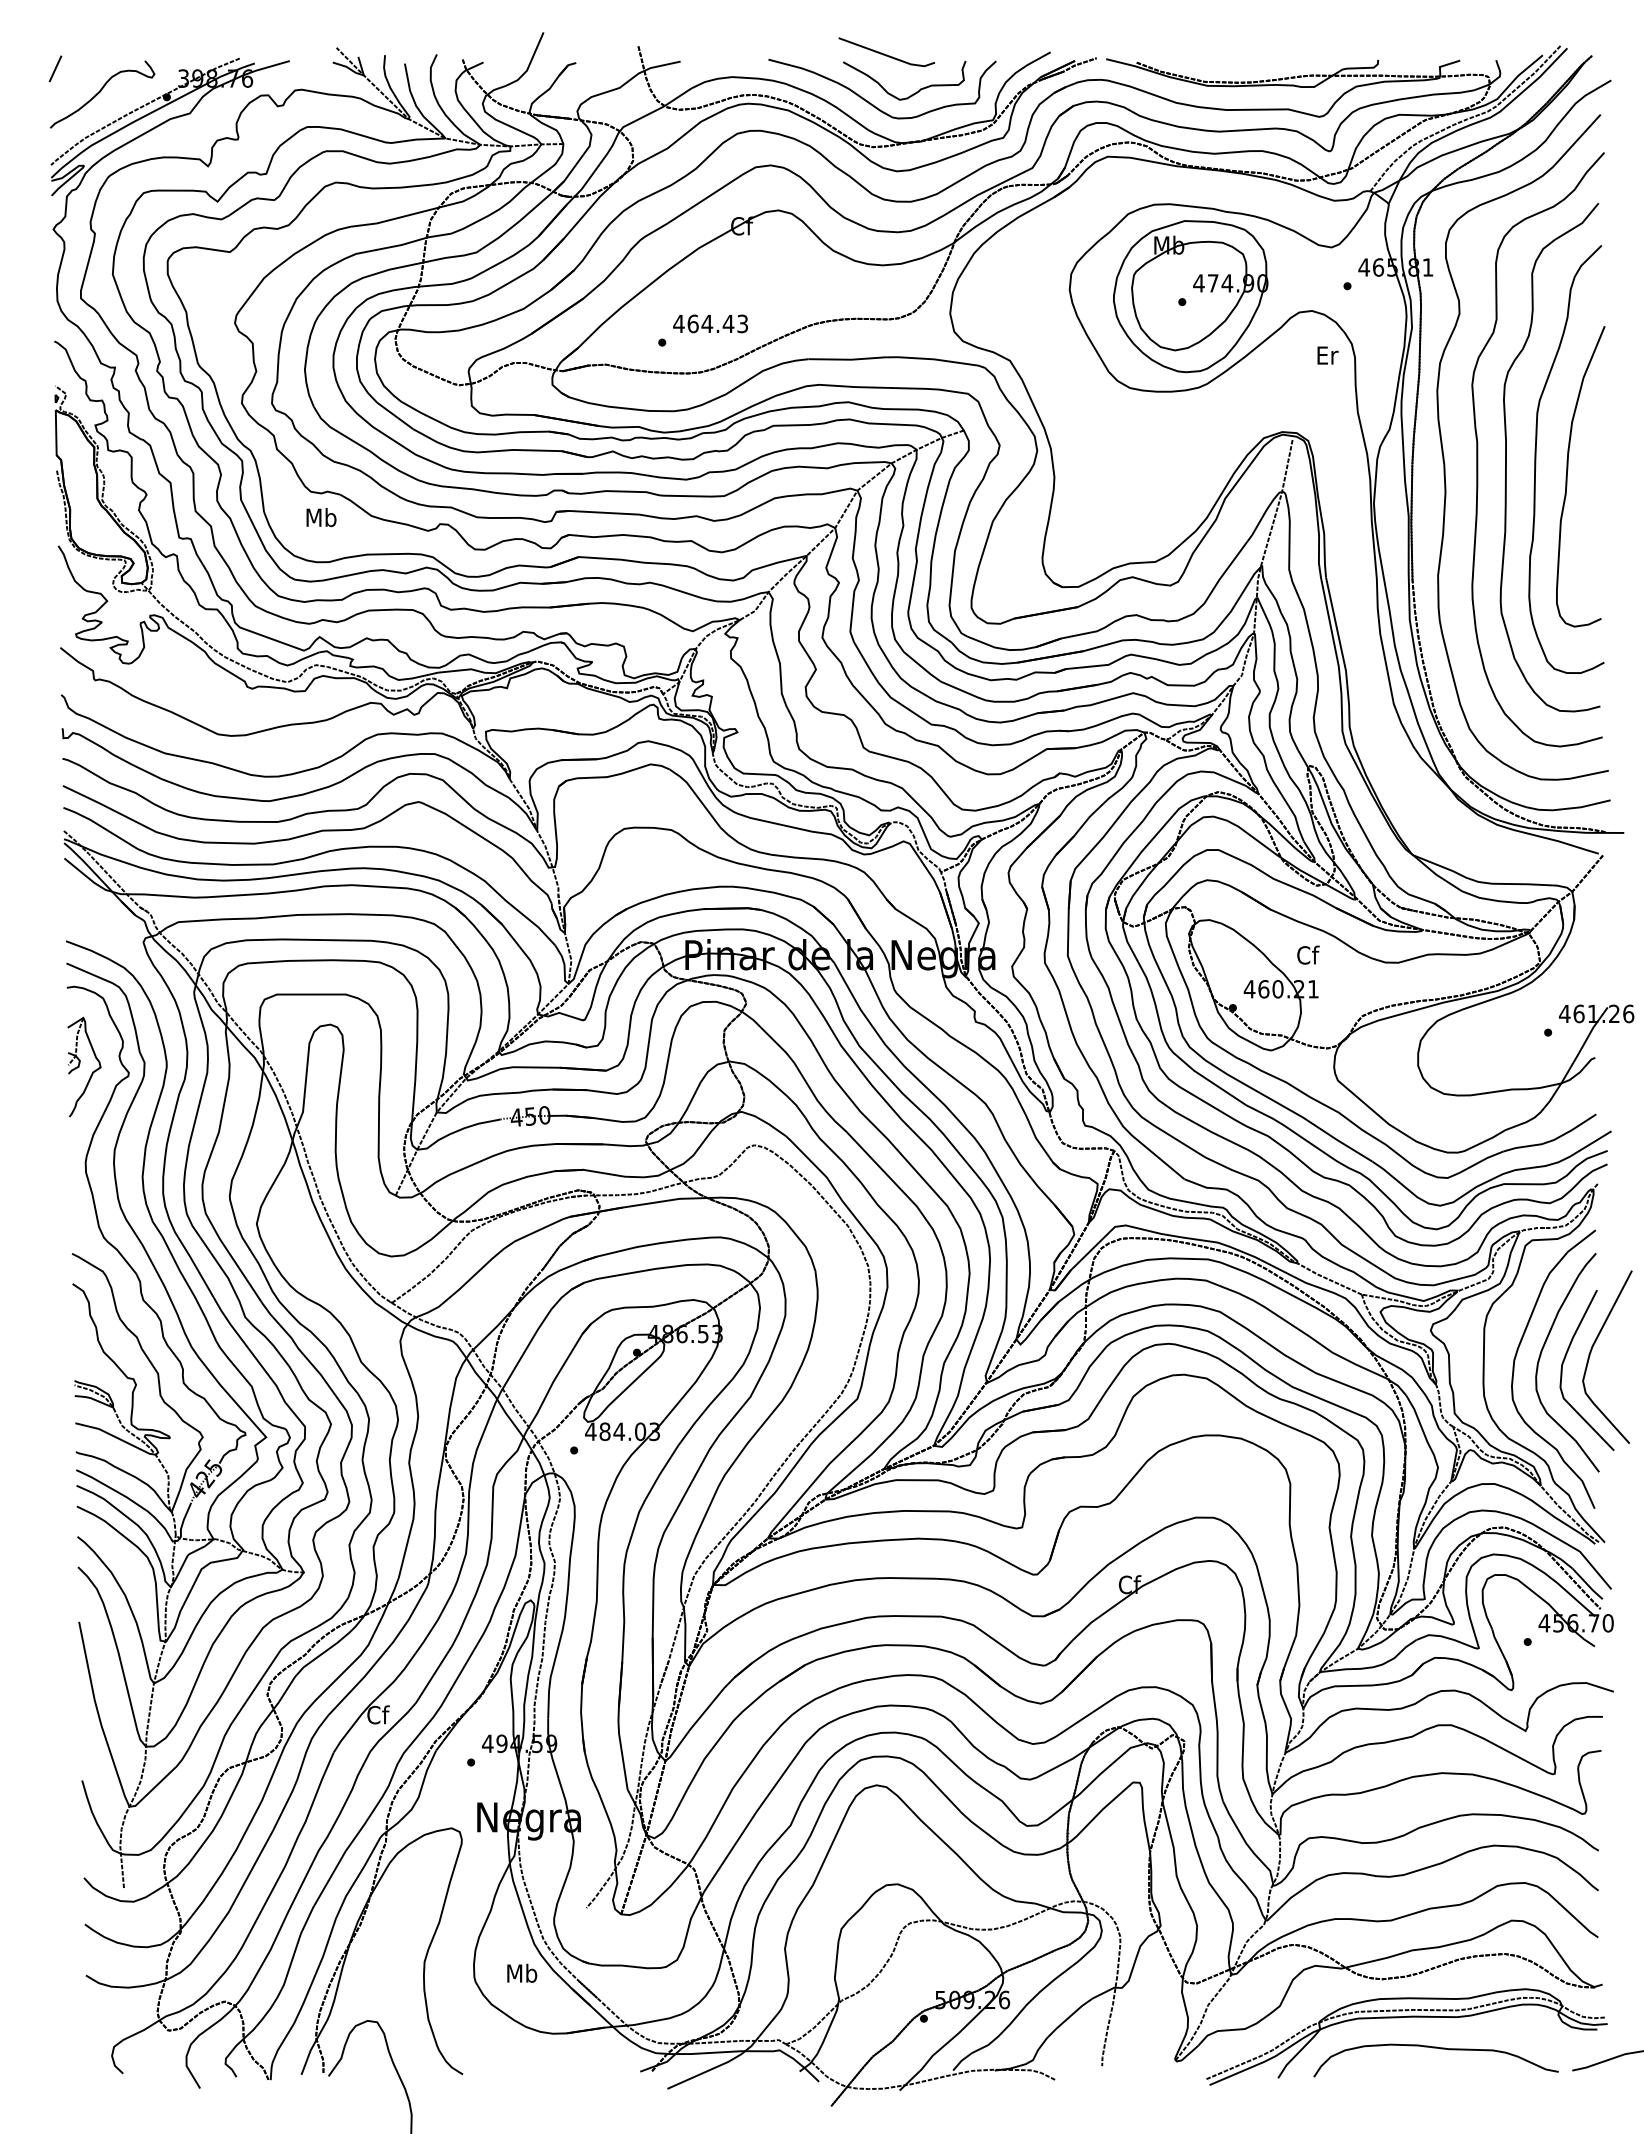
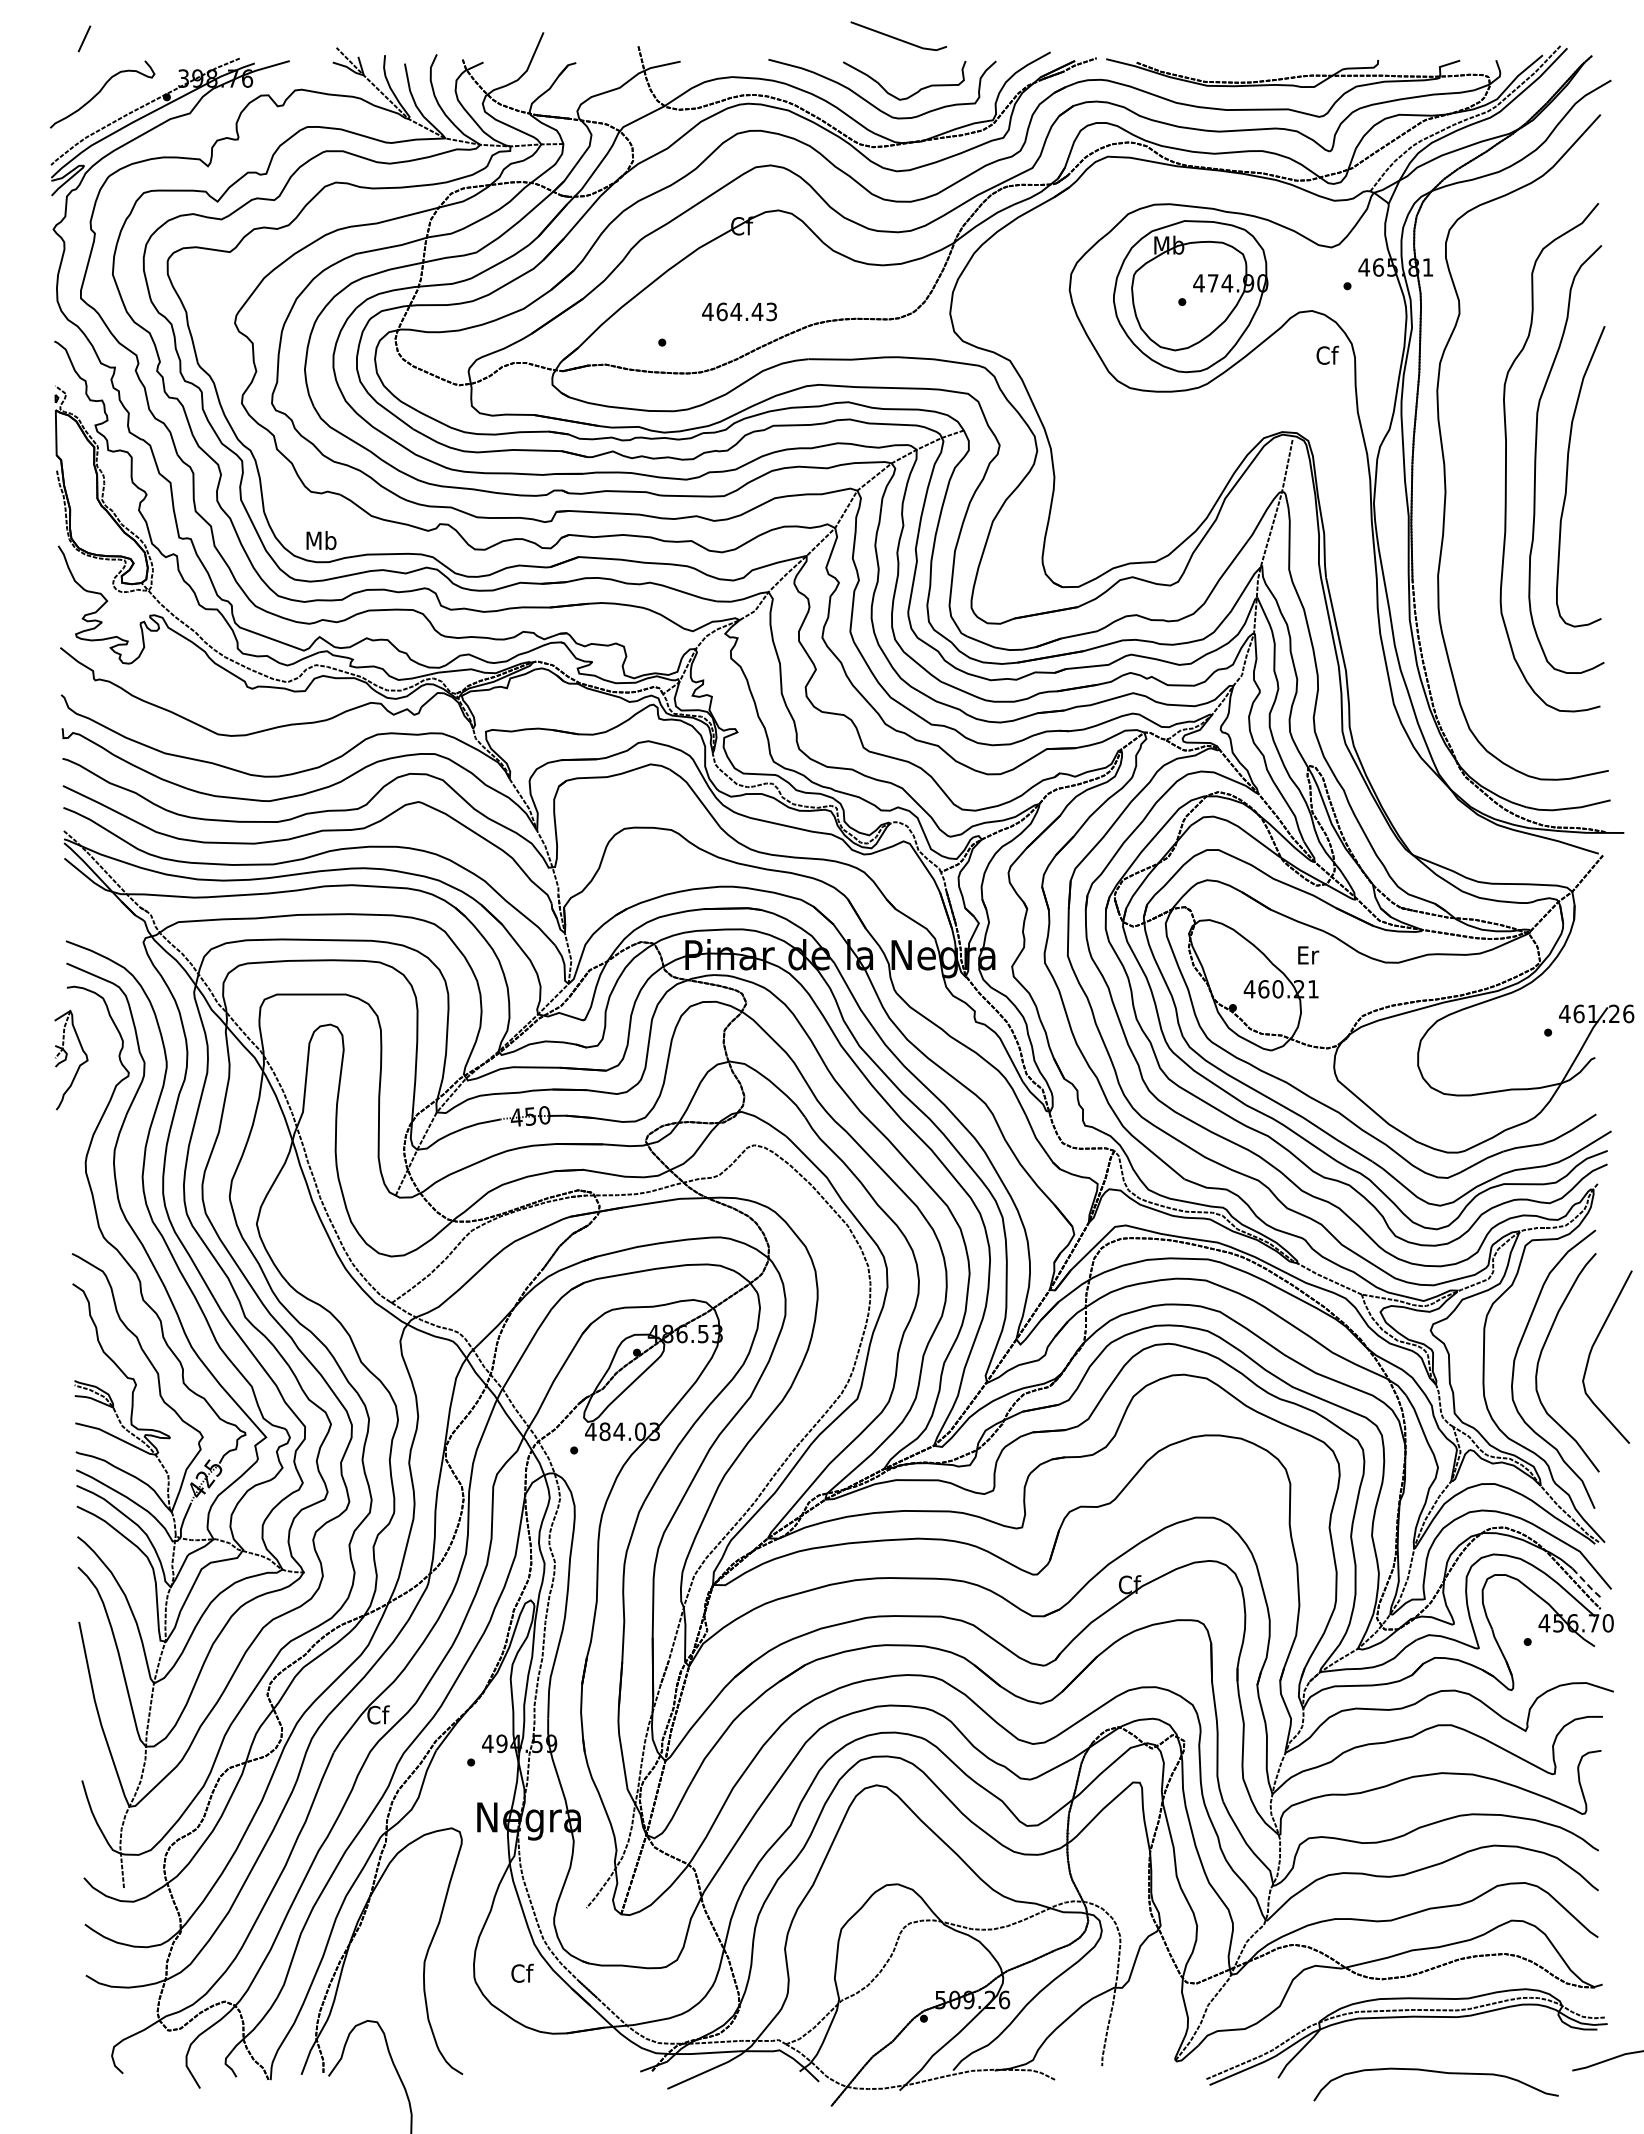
line position: (886, 54) -> (898, 38) (898, 38)
line position: (55, 68) -> (84, 38) (84, 38)
text position: (710, 323) -> (739, 311) (739, 311)
text: Er -> Cf (1327, 354)
curve: present -> none (1478, 449)
text position: (321, 517) -> (321, 540) (321, 540)
text: Cf -> Er (1308, 954)
part position: (84, 1066) -> (71, 1059) (71, 1059)
curve: present -> none (1565, 1359)
line: solid -> dashed (1587, 1584)
text: Mb -> Cf (522, 1972)
curve position: (1435, 2048) -> (1435, 2072) (1435, 2072)
